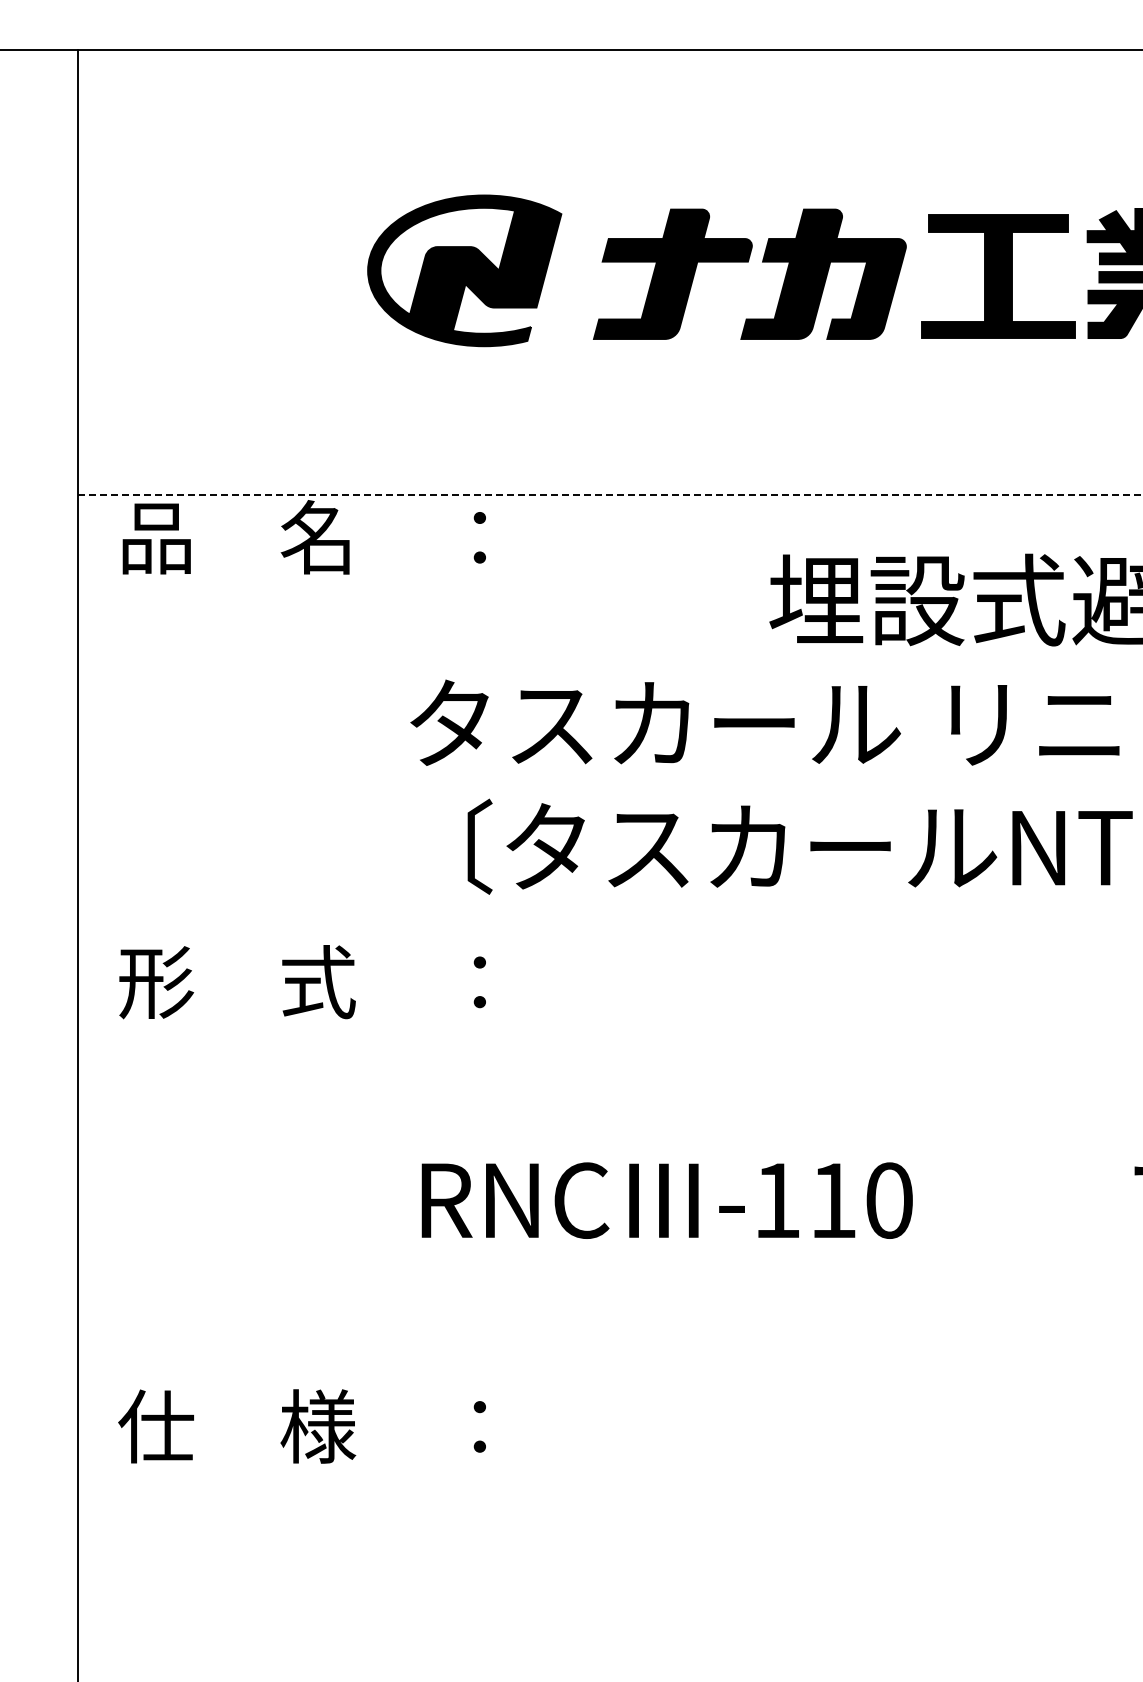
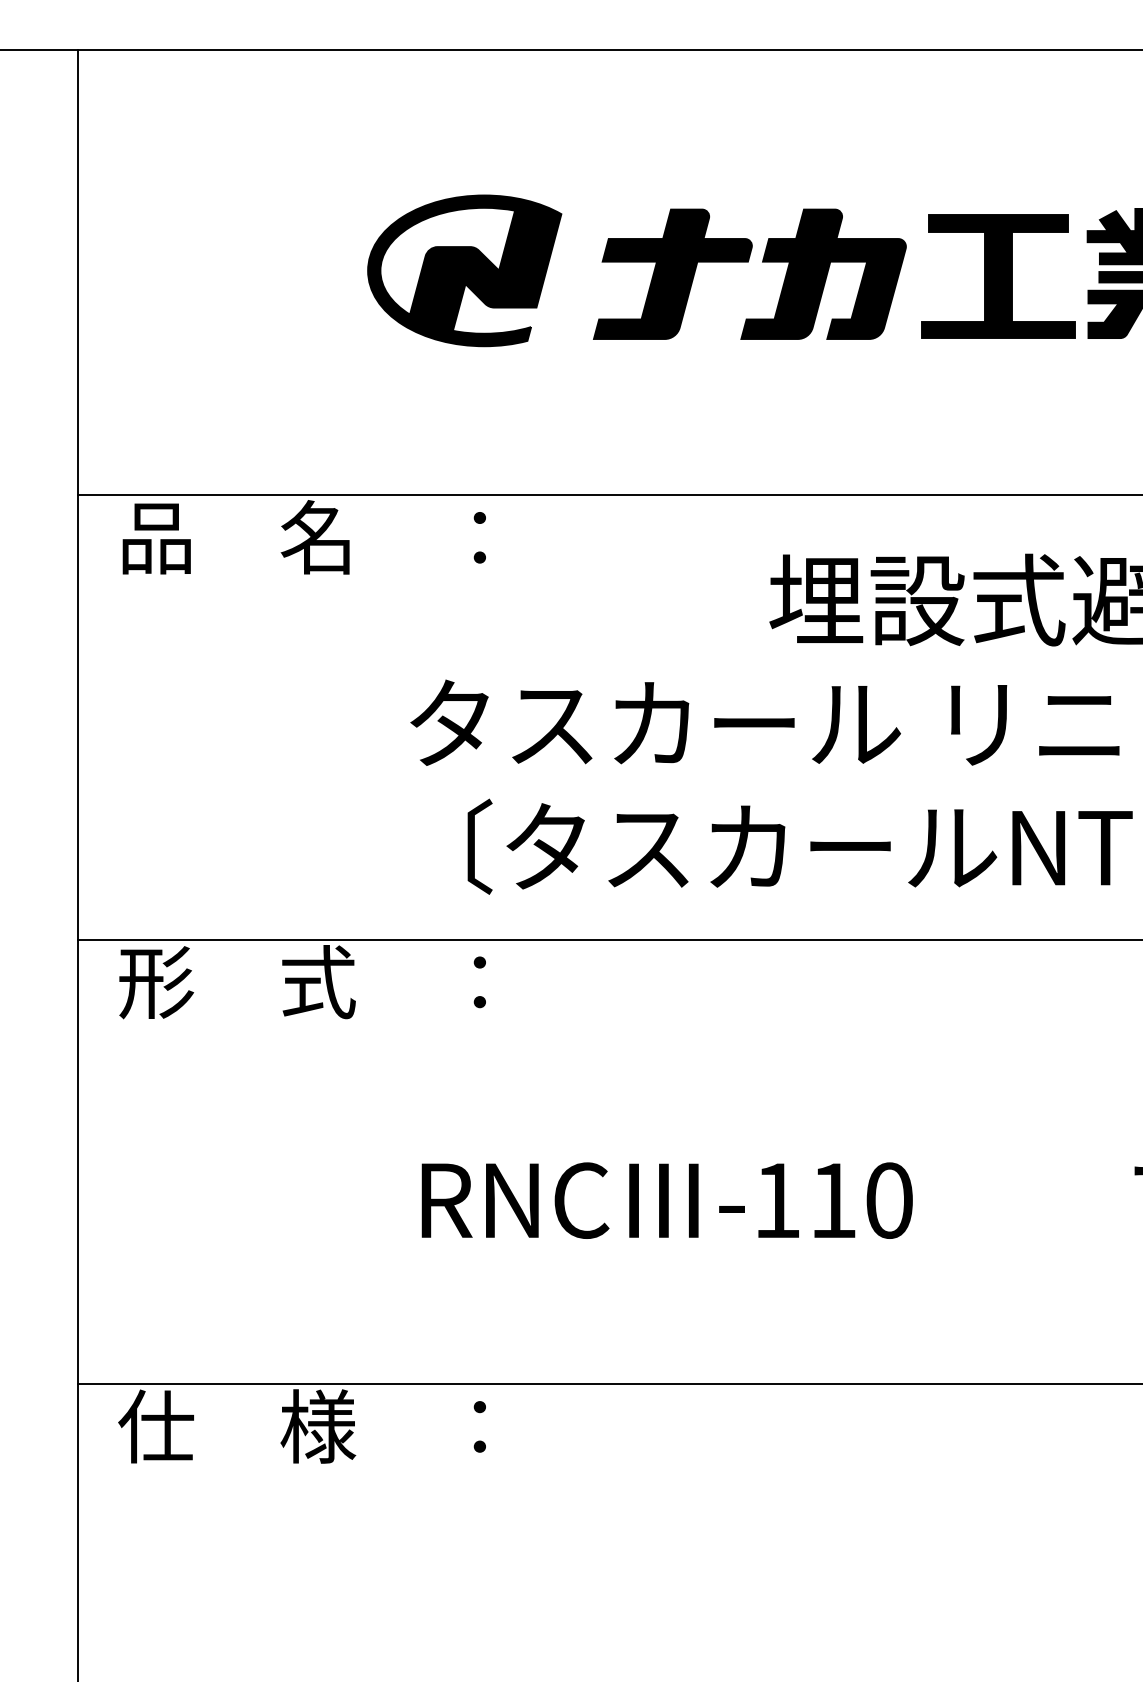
line: dashed -> solid (611, 495)
line: none -> present (608, 939)
line: none -> present (608, 1384)
